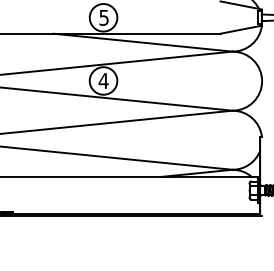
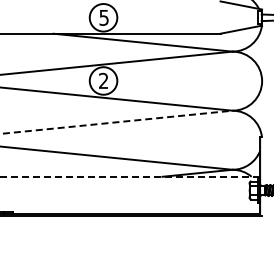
text: 4 -> 2 (103, 80)
line: solid -> dashed (117, 122)
line: solid -> dashed (130, 176)
